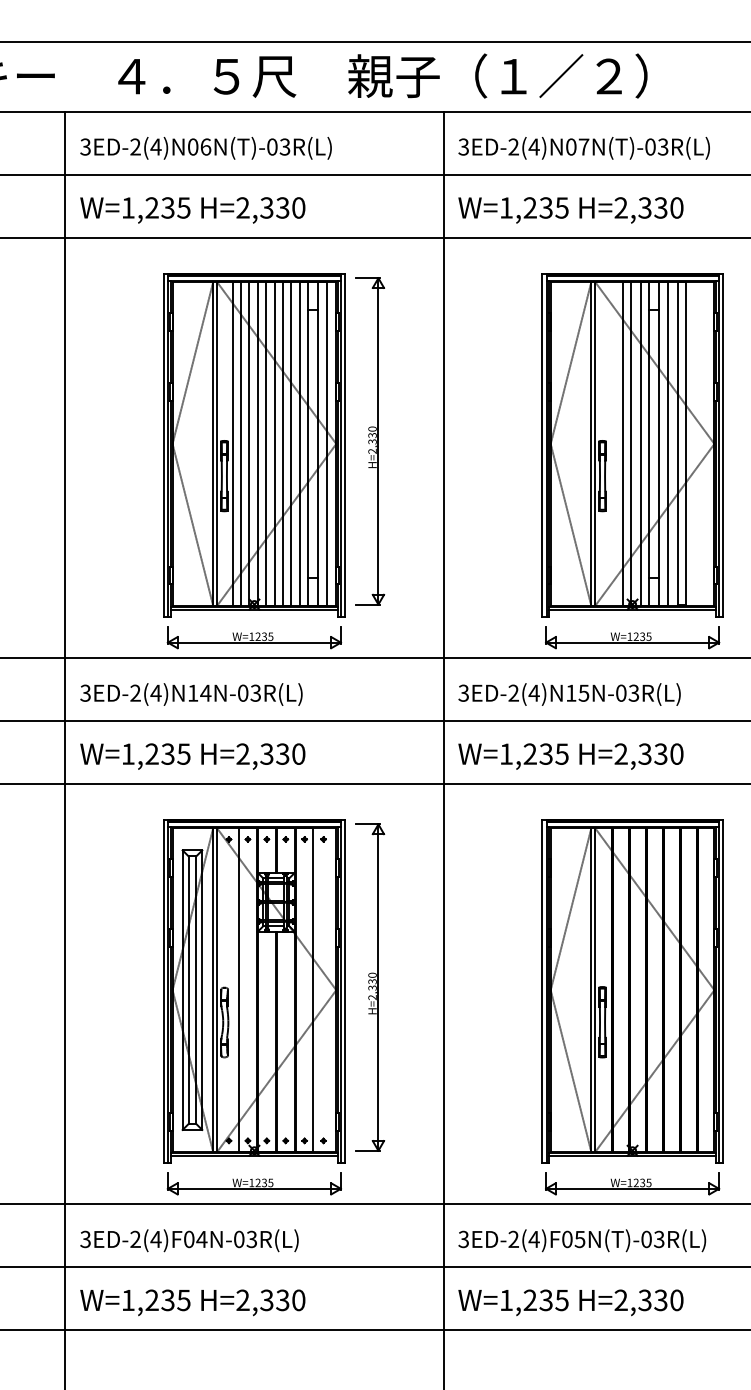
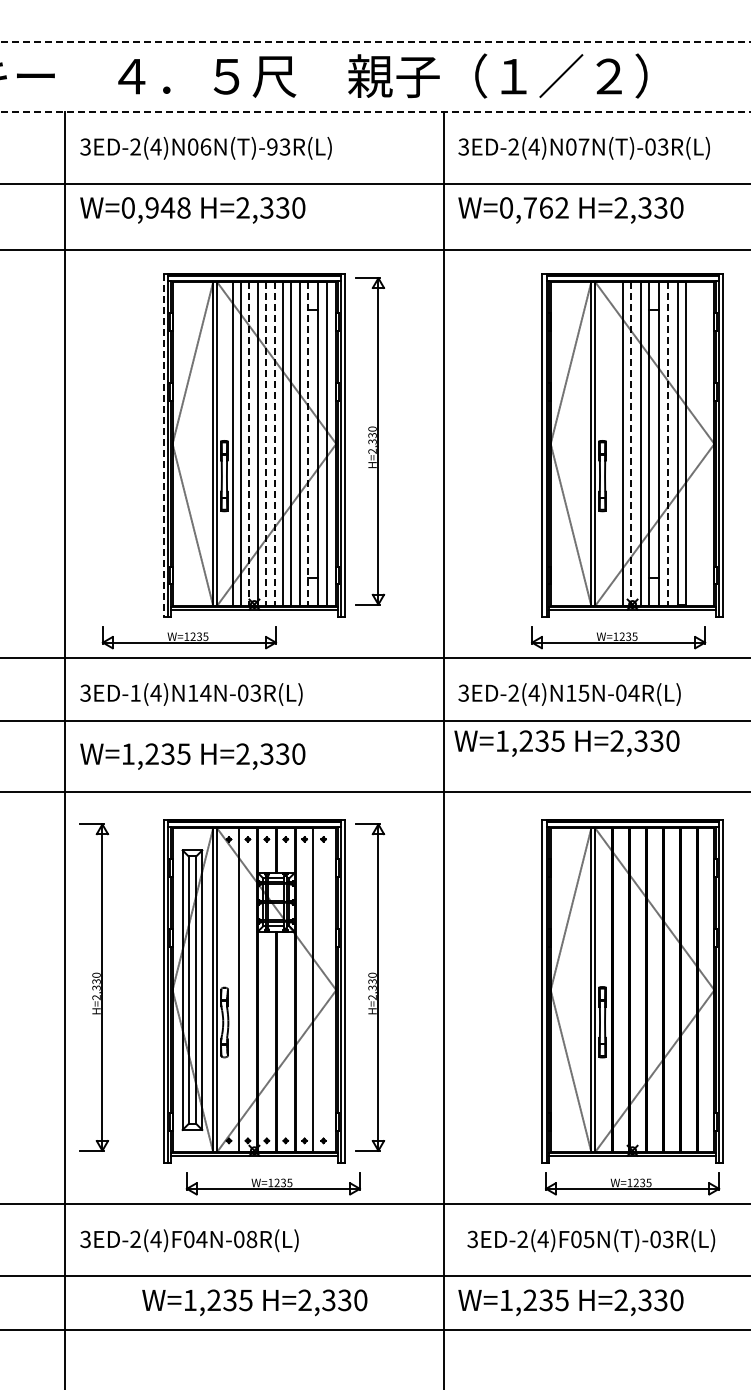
line: solid -> dashed (375, 41)
line: solid -> dashed (375, 111)
text: 3ED-2(4)N06N(T)-03R(L) -> 3ED-2(4)N06N(T)-93R(L) (272, 146)
line position: (374, 174) -> (374, 183) (374, 183)
text: W=1,235 -> W=0,948 (156, 207)
text: W=1,235 -> W=0,762 (534, 207)
line position: (374, 237) -> (374, 249) (374, 249)
line: solid -> dashed (249, 443)
line: solid -> dashed (266, 443)
line: solid -> dashed (274, 443)
line: solid -> dashed (308, 443)
line: solid -> dashed (630, 443)
line: solid -> dashed (667, 443)
line: solid -> dashed (163, 445)
part position: (254, 637) -> (189, 637) (189, 637)
part position: (632, 637) -> (618, 637) (618, 637)
text: 3ED-2(4)N14N-03R(L) -> 3ED-1(4)N14N-03R(L) (135, 692)
text: 3ED-2(4)N15N-03R(L) -> 3ED-2(4)N15N-04R(L) (633, 692)
text position: (570, 756) -> (566, 743) (566, 743)
line position: (374, 783) -> (374, 791) (374, 791)
part: none -> present (94, 987)
part position: (253, 1183) -> (272, 1183) (272, 1183)
text: 3ED-2(4)F04N-03R(L) -> 3ED-2(4)F04N-08R(L) (251, 1238)
text position: (582, 1240) -> (591, 1240) (591, 1240)
line position: (374, 1267) -> (374, 1276) (374, 1276)
text position: (192, 1302) -> (254, 1302) (254, 1302)
